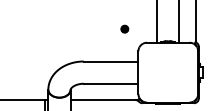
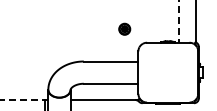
line: present -> none (157, 22)
line: solid -> dashed (179, 22)
part size: 10x10 px -> 14x14 px (124, 28)
line: solid -> dashed (24, 100)
